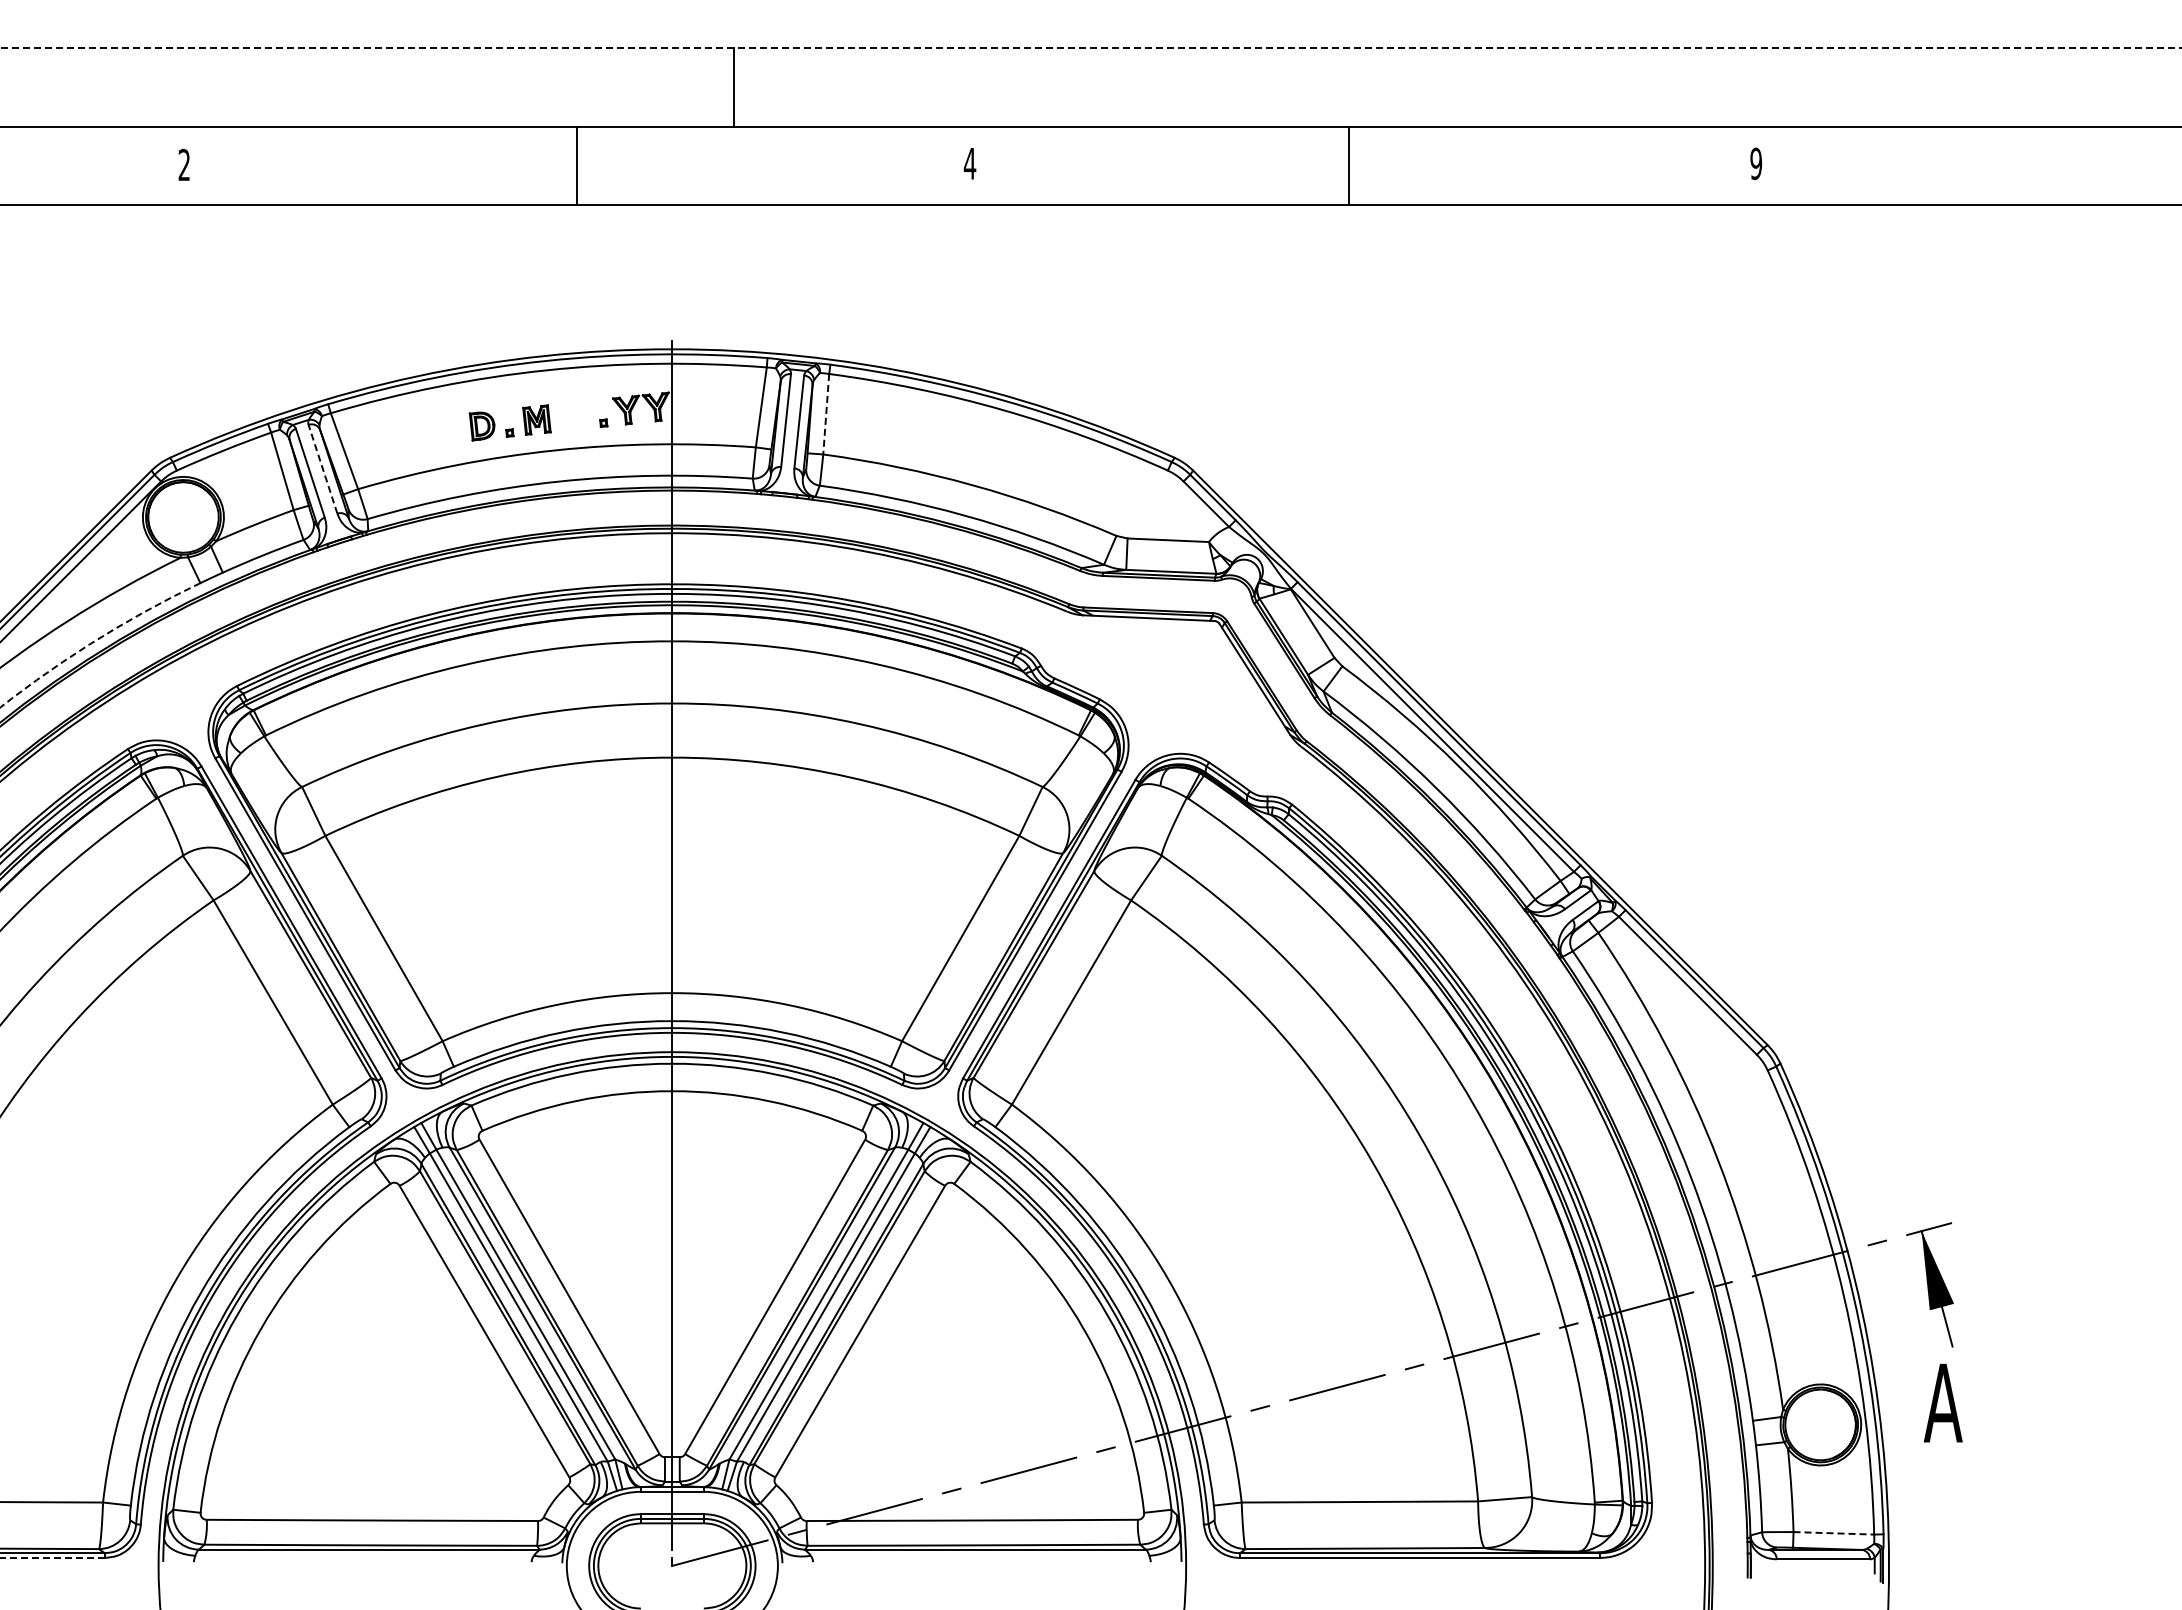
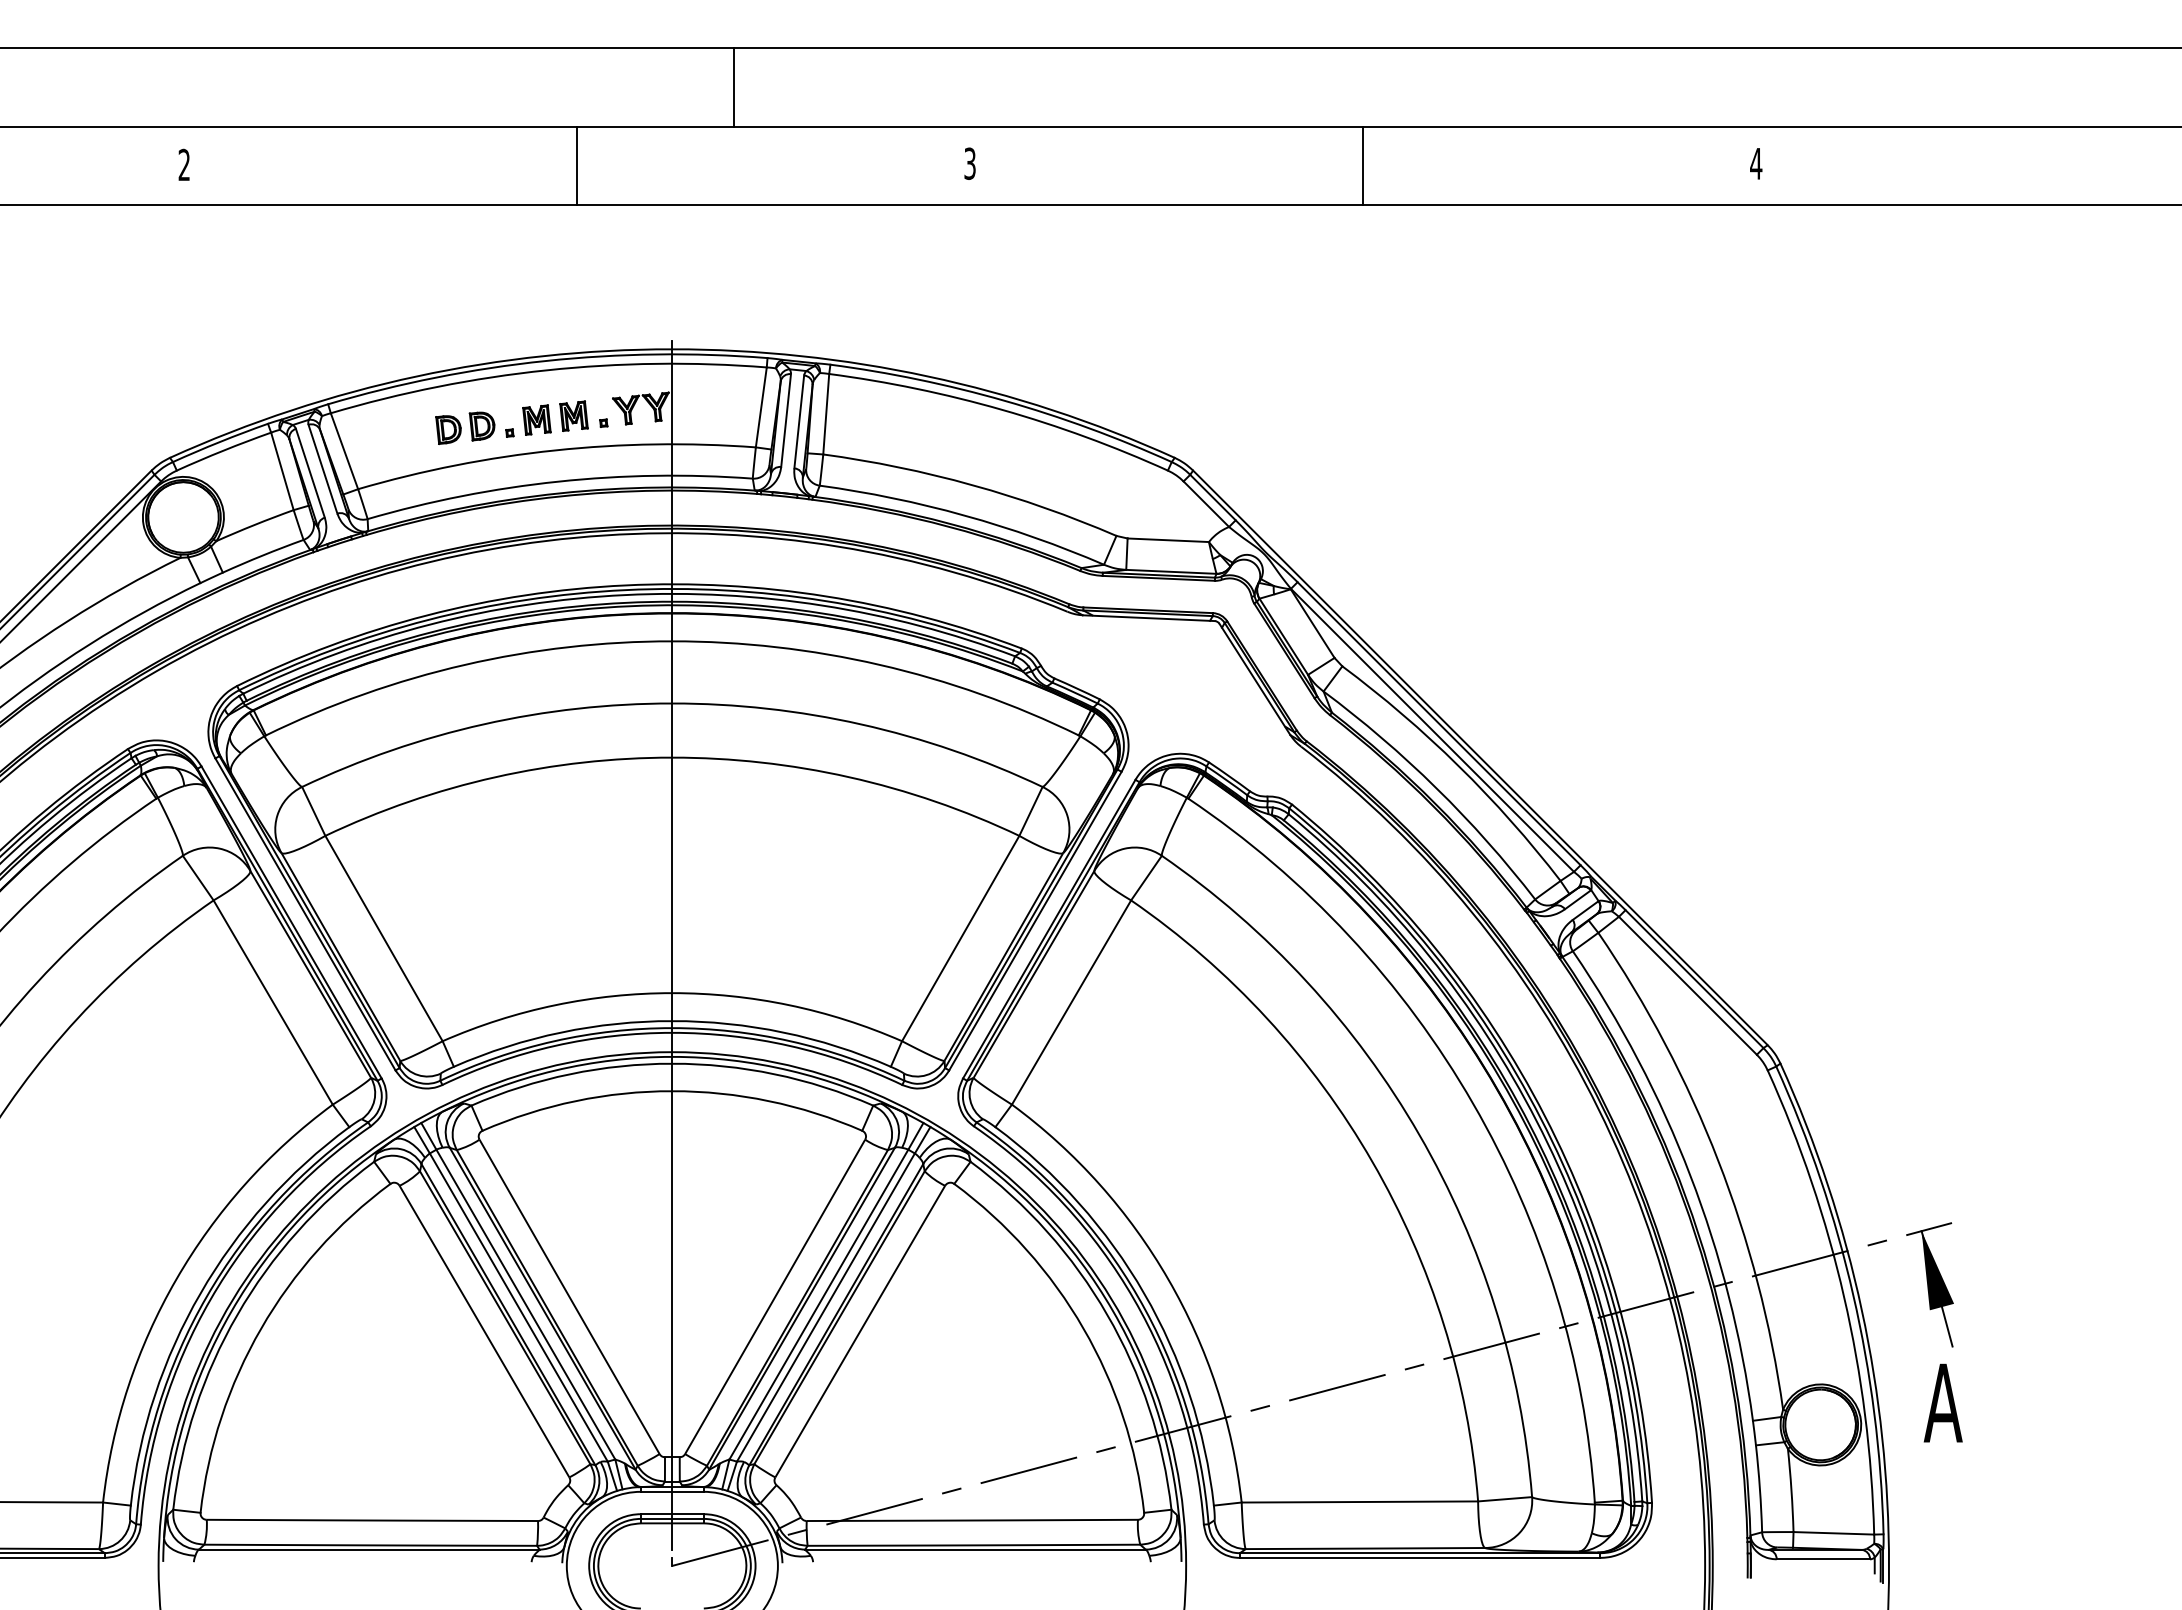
line: dashed -> solid (1091, 48)
text: 4 -> 3 (969, 163)
text: 9 -> 4 (1756, 163)
line position: (1348, 165) -> (1362, 165) (1362, 165)
line: dashed -> solid (826, 414)
part: none -> present (573, 415)
part: none -> present (448, 429)
line: dashed -> solid (322, 469)
arc: dashed -> solid (96, 640)
line: dashed -> solid (1834, 1533)
line: dashed -> solid (52, 1557)
